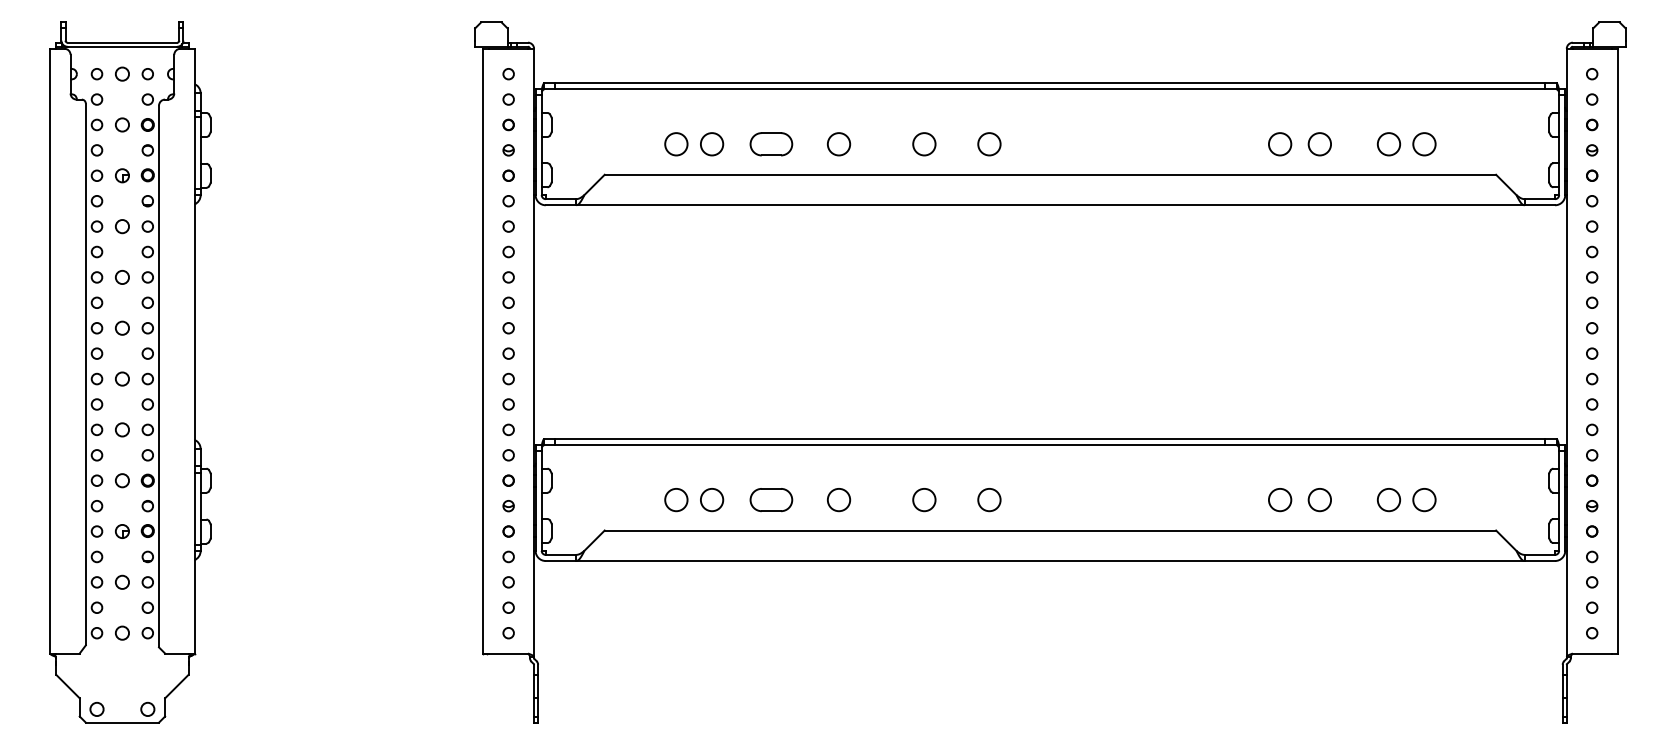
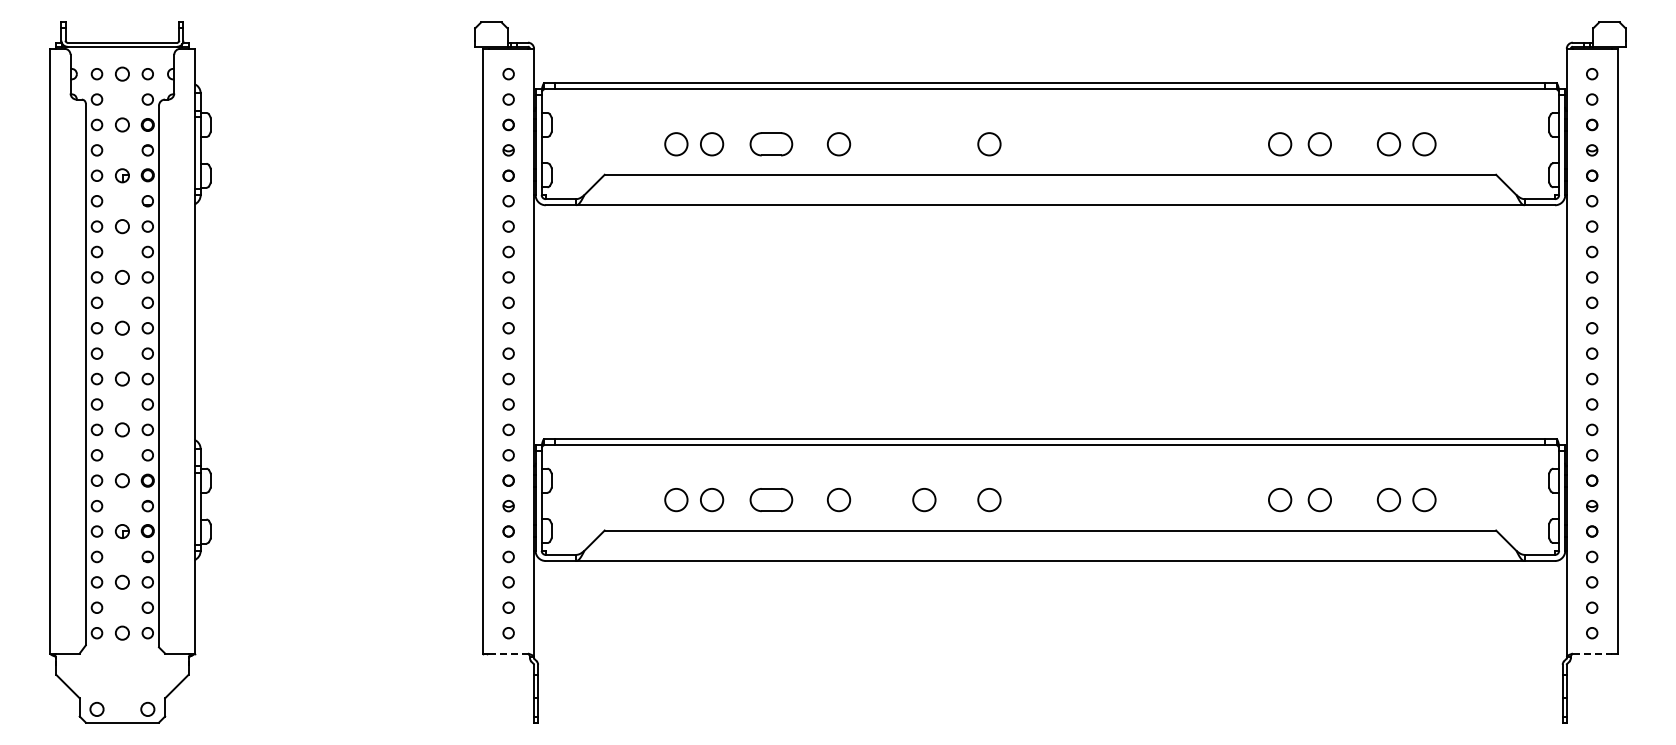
circle: present -> none (924, 144)
line: solid -> dashed (509, 653)
line: solid -> dashed (1592, 653)
